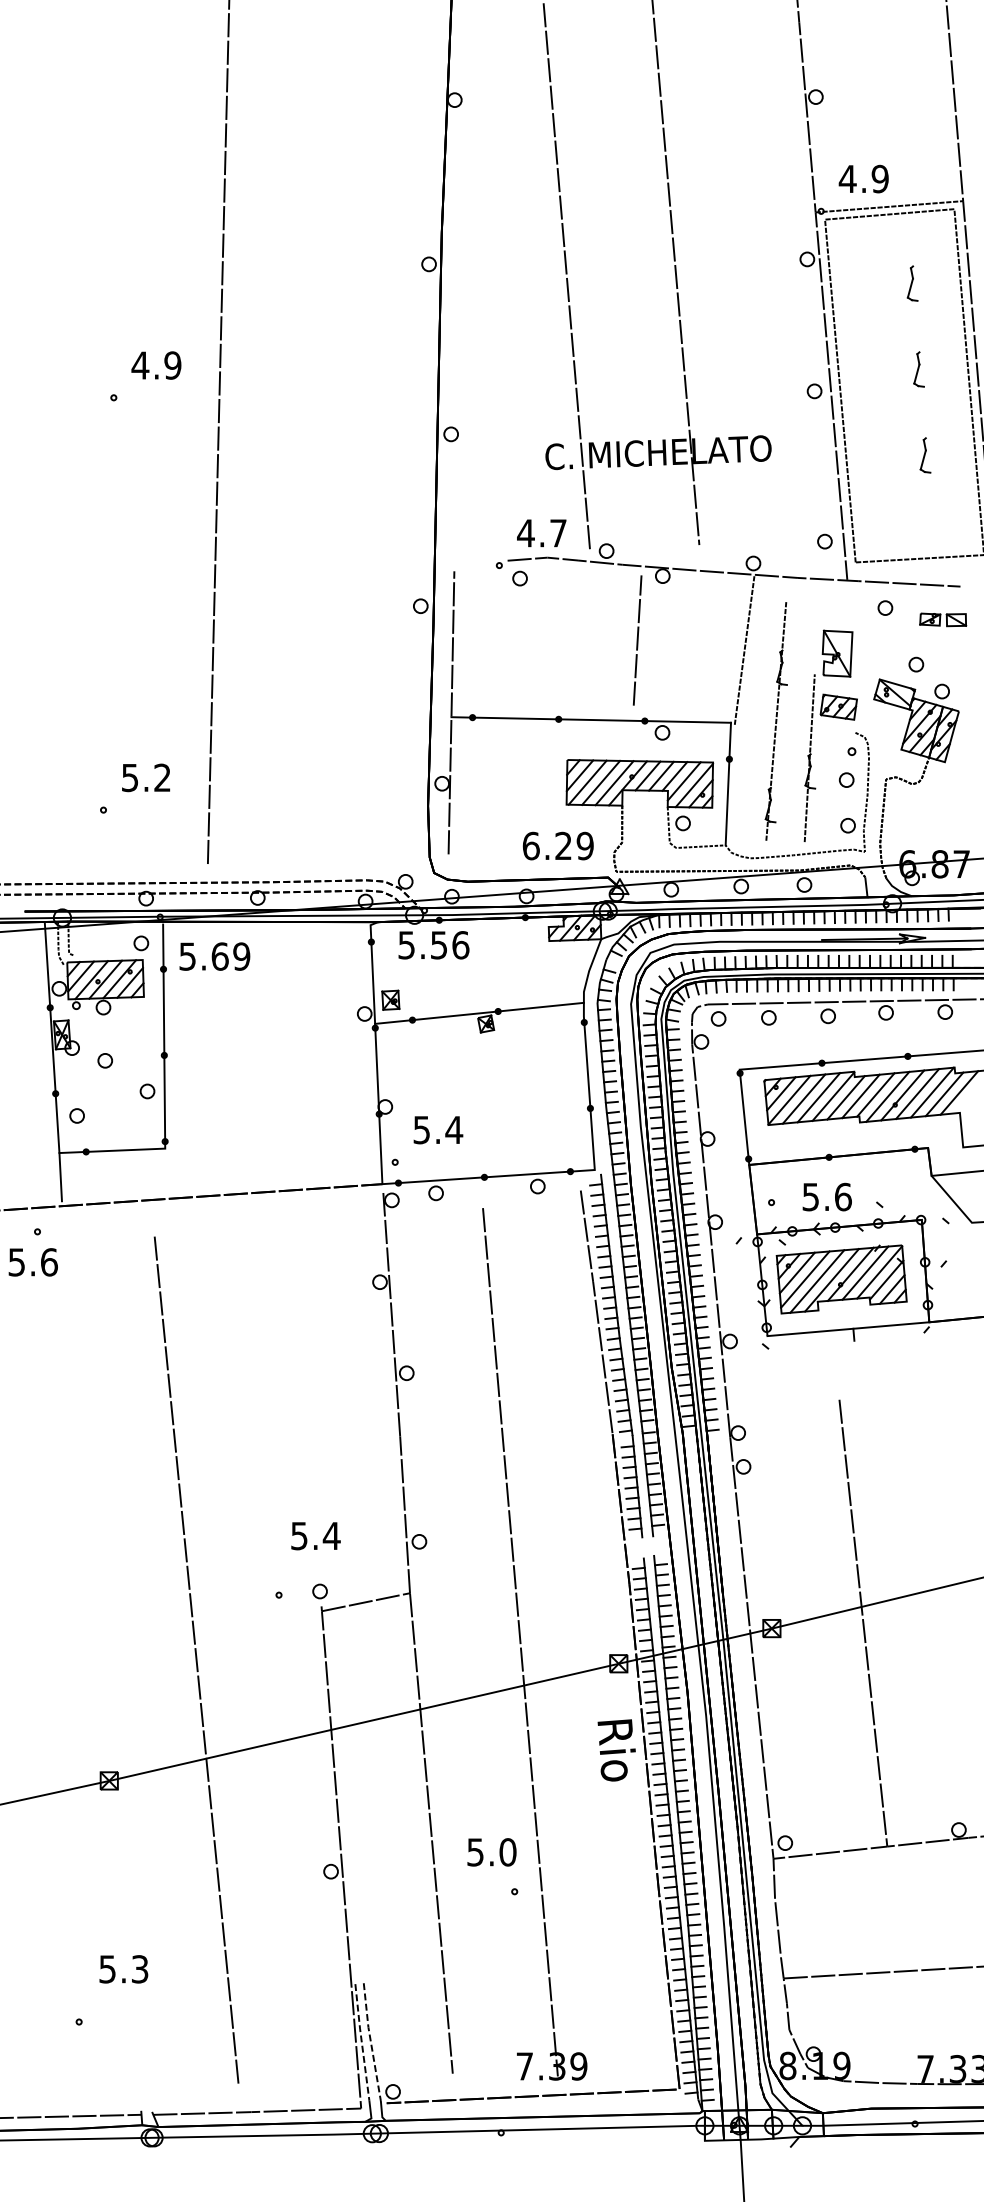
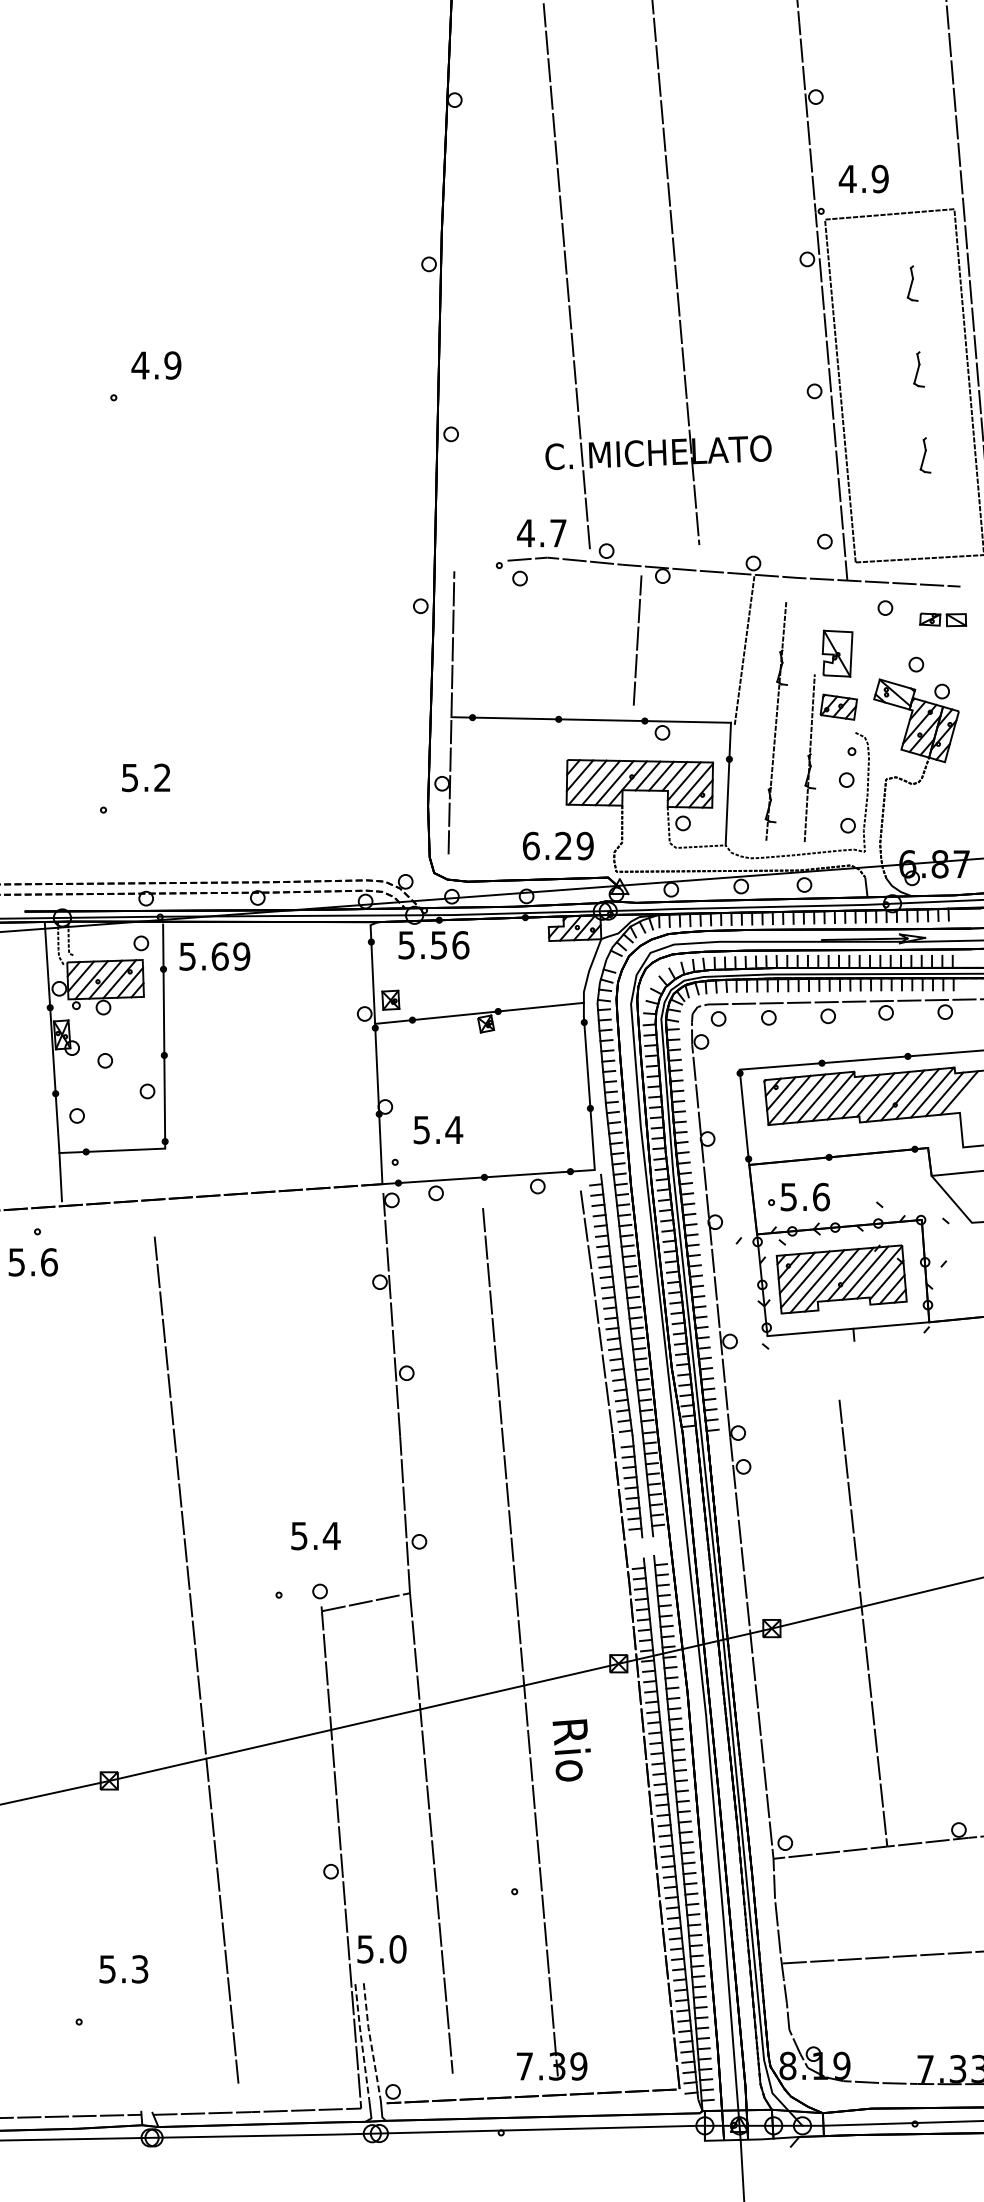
line: present -> none (889, 206)
line: present -> none (218, 433)
text position: (826, 1196) -> (804, 1196) (804, 1196)
text position: (616, 1750) -> (571, 1750) (571, 1750)
text position: (491, 1852) -> (381, 1949) (381, 1949)
line position: (881, 1972) -> (881, 1957) (881, 1957)
